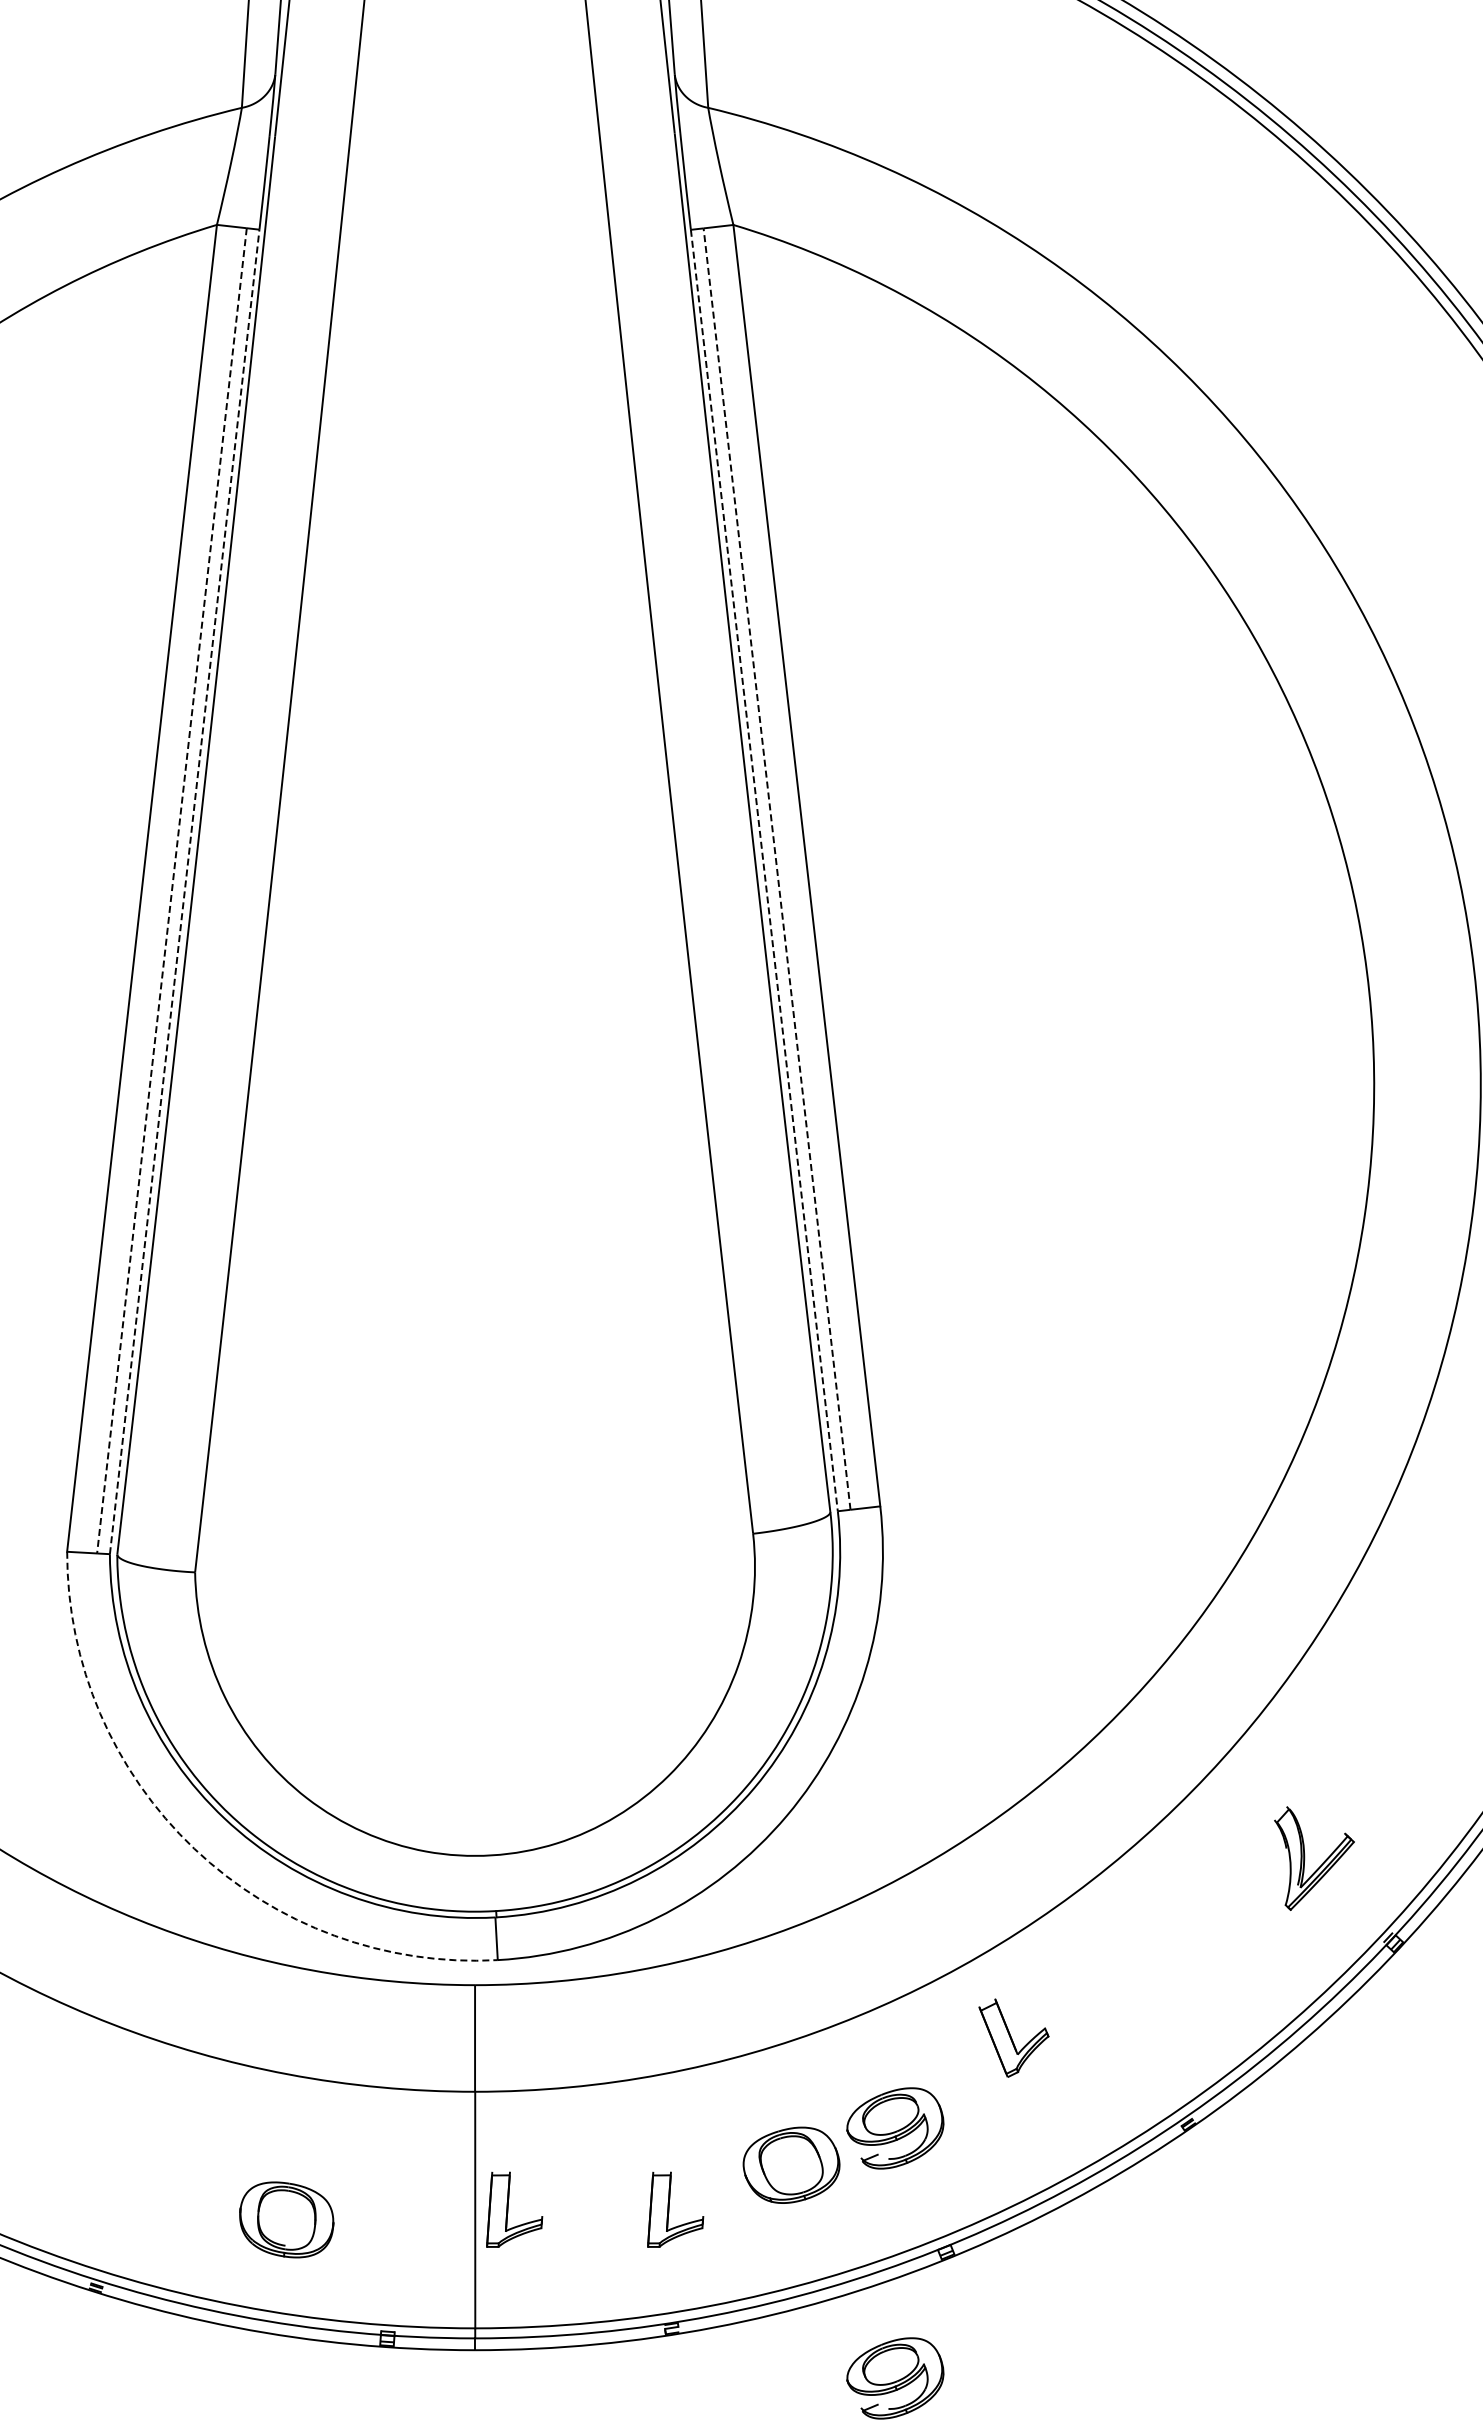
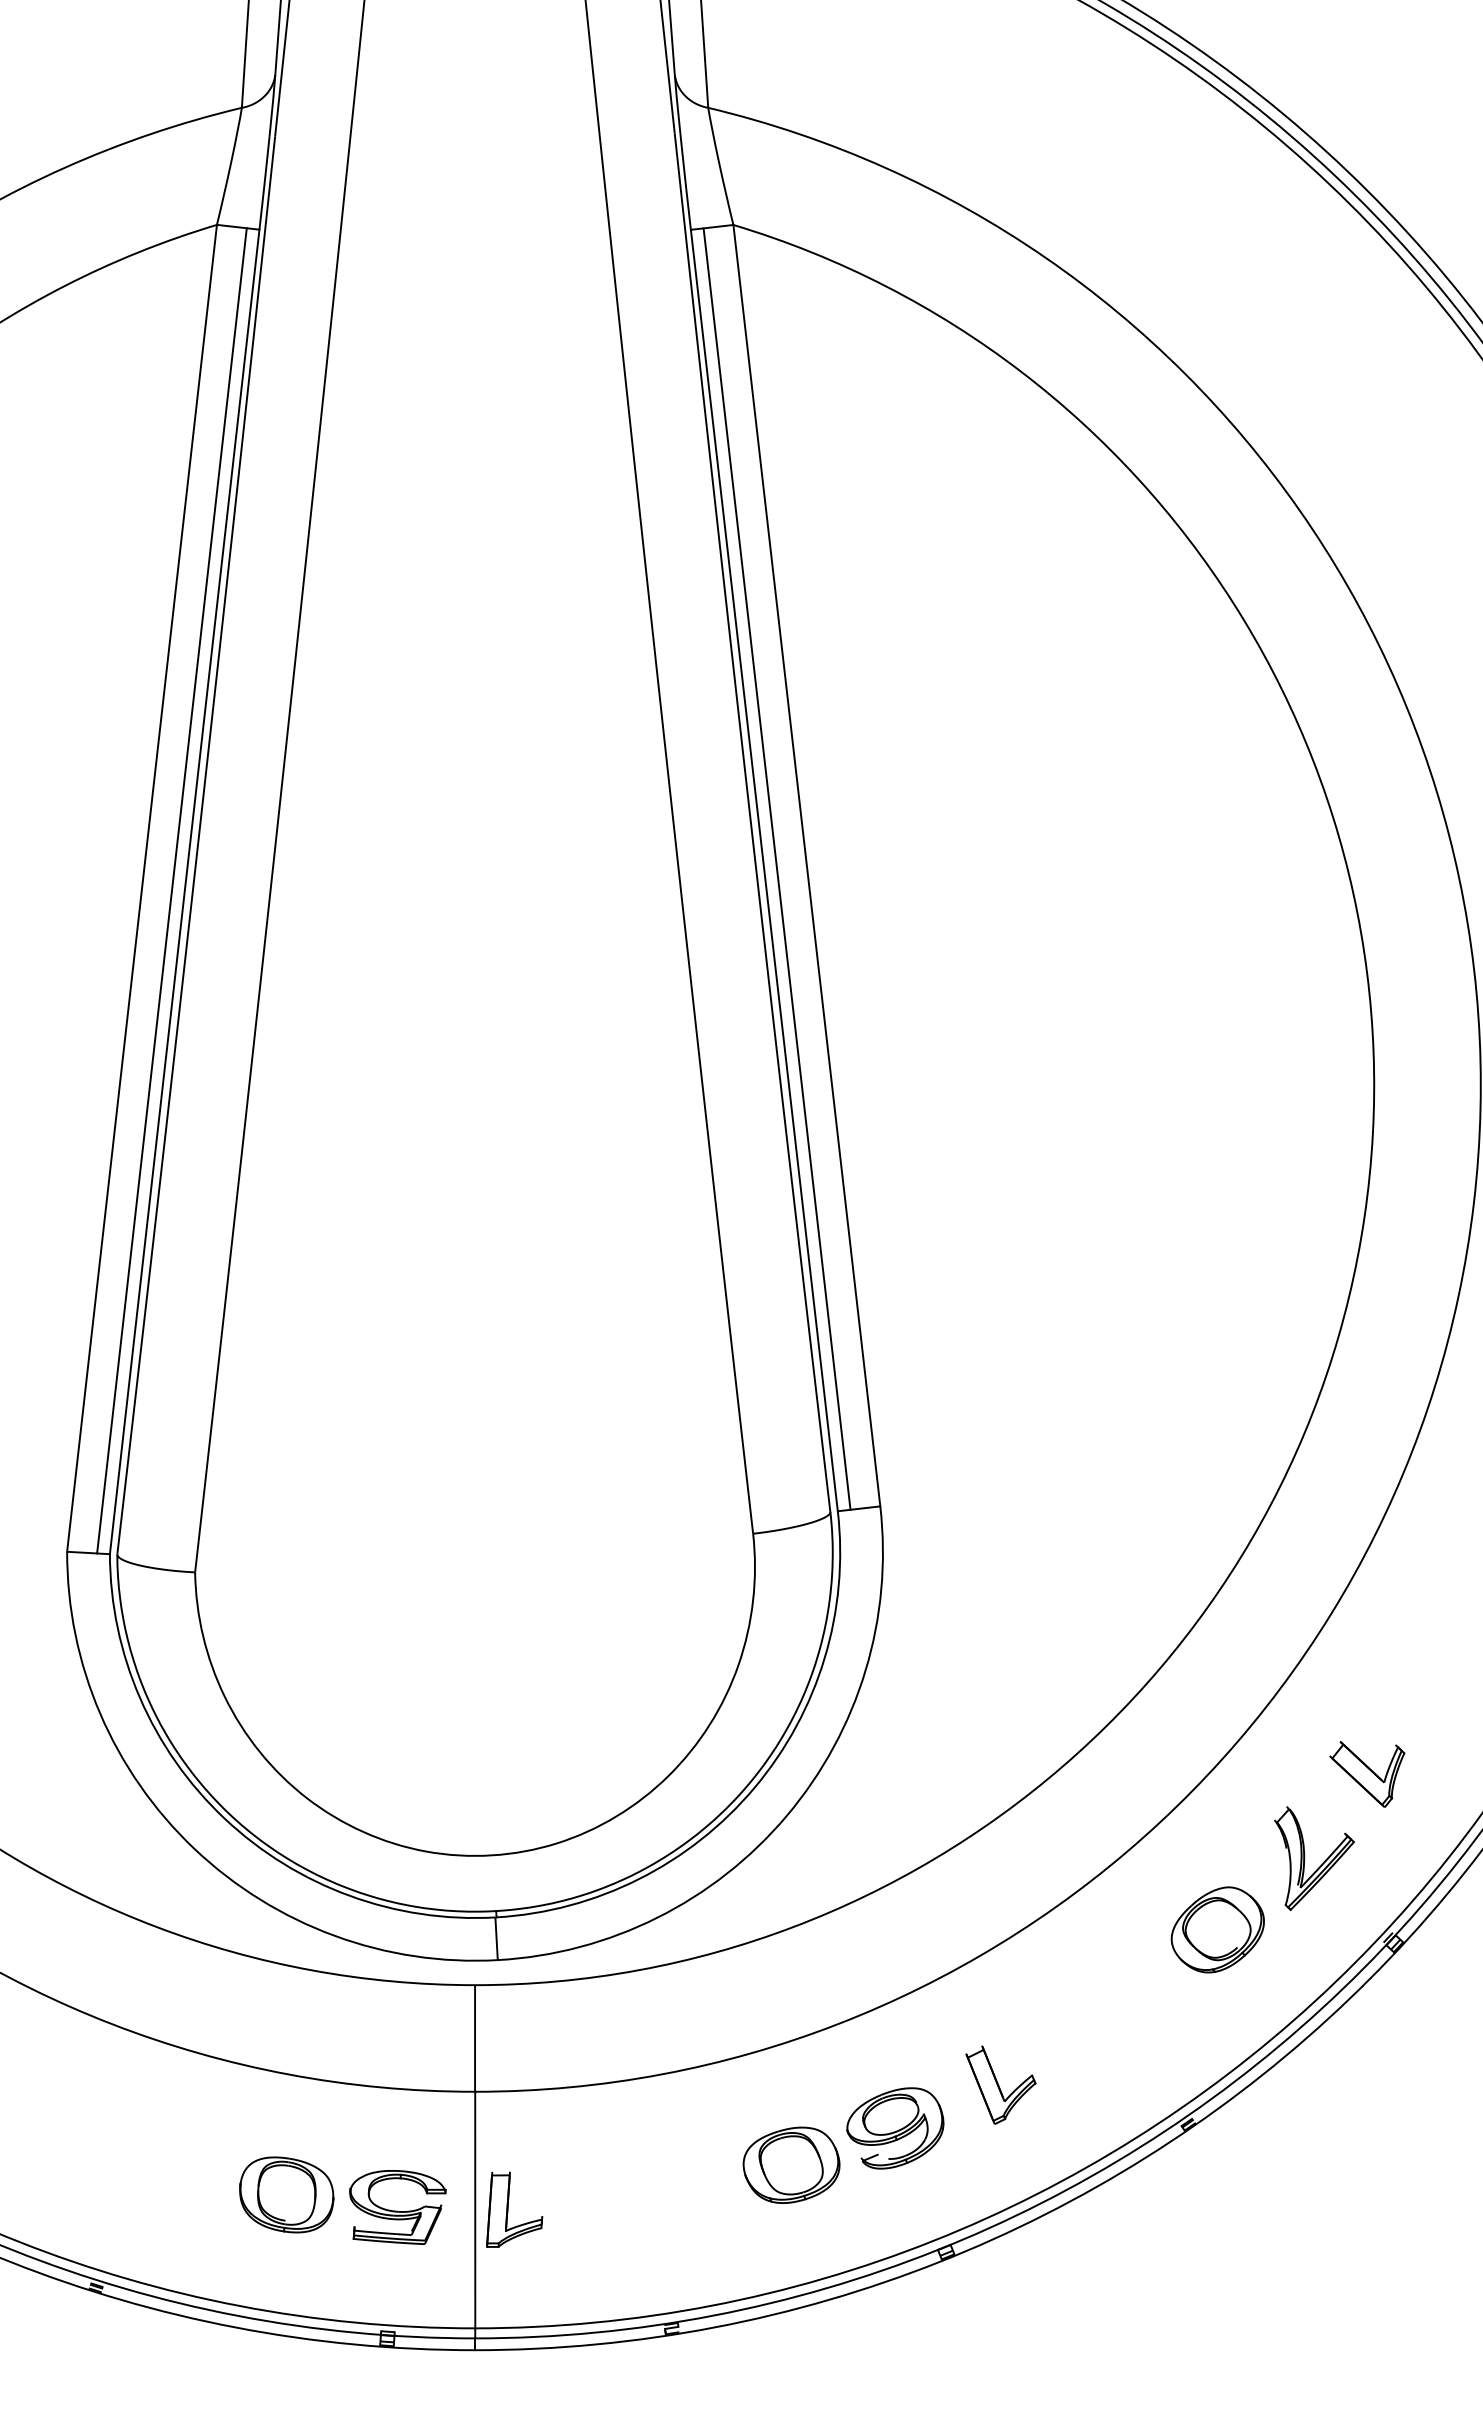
line: dashed -> solid (777, 869)
line: dashed -> solid (764, 870)
line: dashed -> solid (171, 890)
line: dashed -> solid (184, 891)
part: none -> present (1367, 1774)
arc: dashed -> solid (194, 1848)
part: none -> present (1217, 1929)
part position: (1013, 2037) -> (1000, 2084) (1000, 2084)
part: none -> present (397, 2207)
part: present -> none (675, 2209)
part position: (286, 2219) -> (286, 2194) (286, 2194)
part: present -> none (895, 2378)
